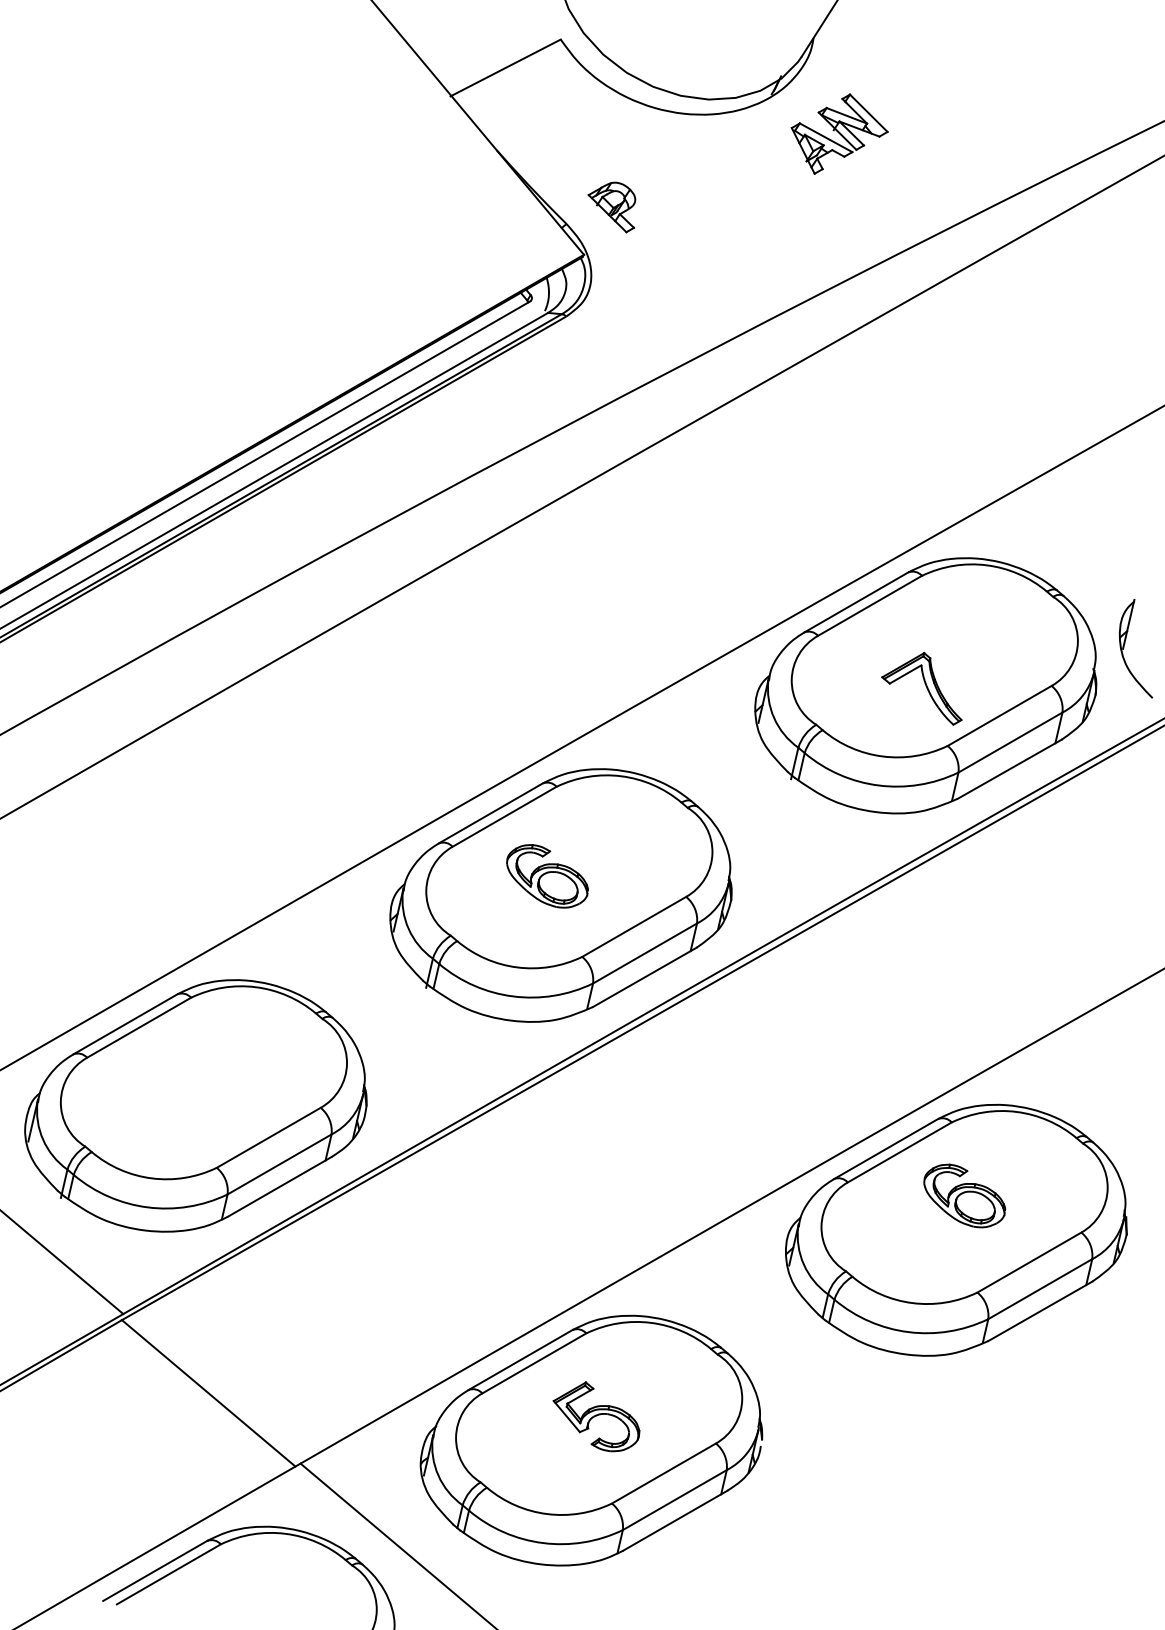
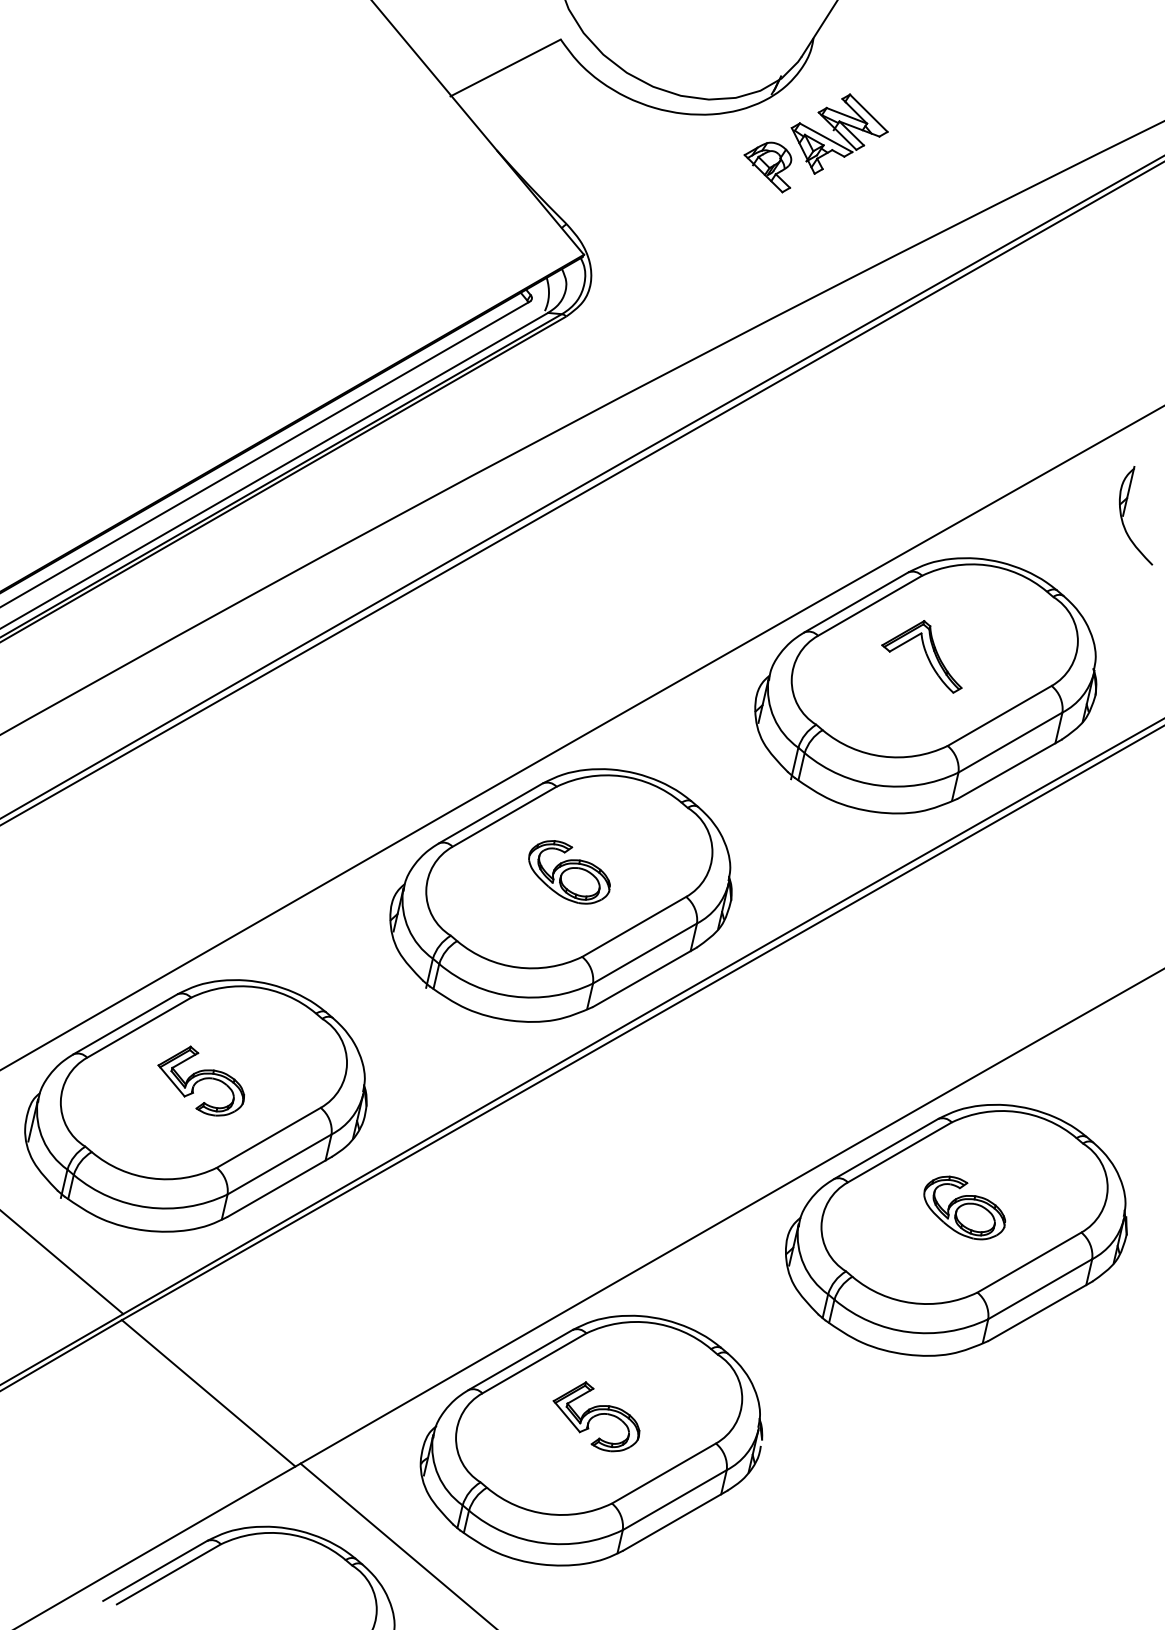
part position: (611, 207) -> (767, 167) (767, 167)
line: none -> present (581, 493)
part position: (1124, 648) -> (1124, 515) (1124, 515)
part position: (921, 688) -> (921, 656) (921, 656)
part position: (547, 876) -> (569, 872) (569, 872)
part: none -> present (201, 1080)
part position: (964, 1195) -> (964, 1207) (964, 1207)
